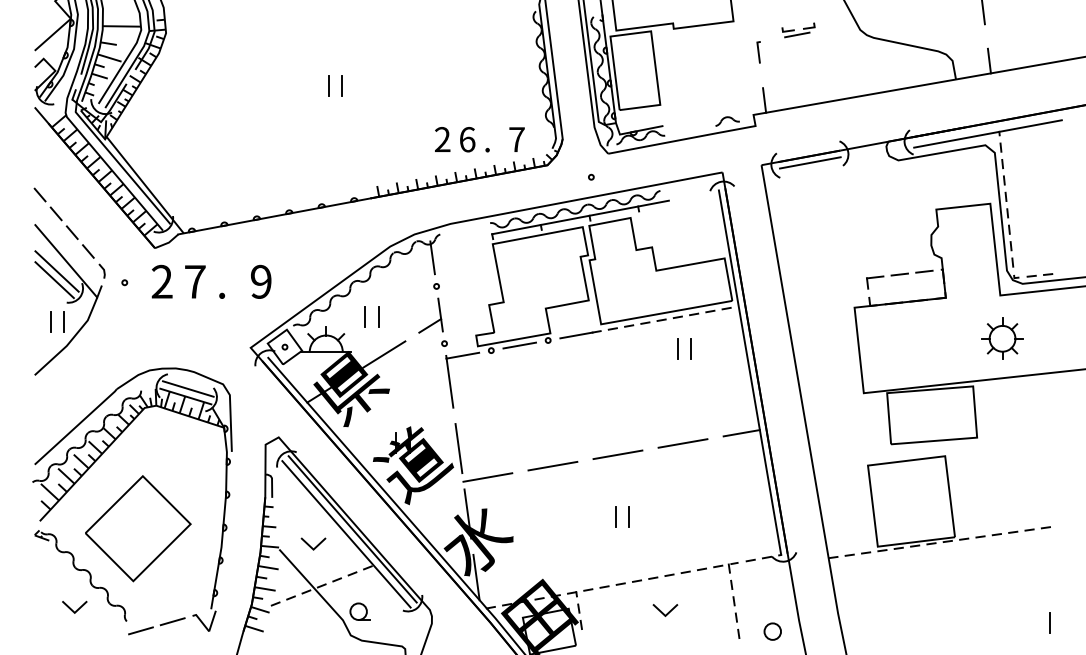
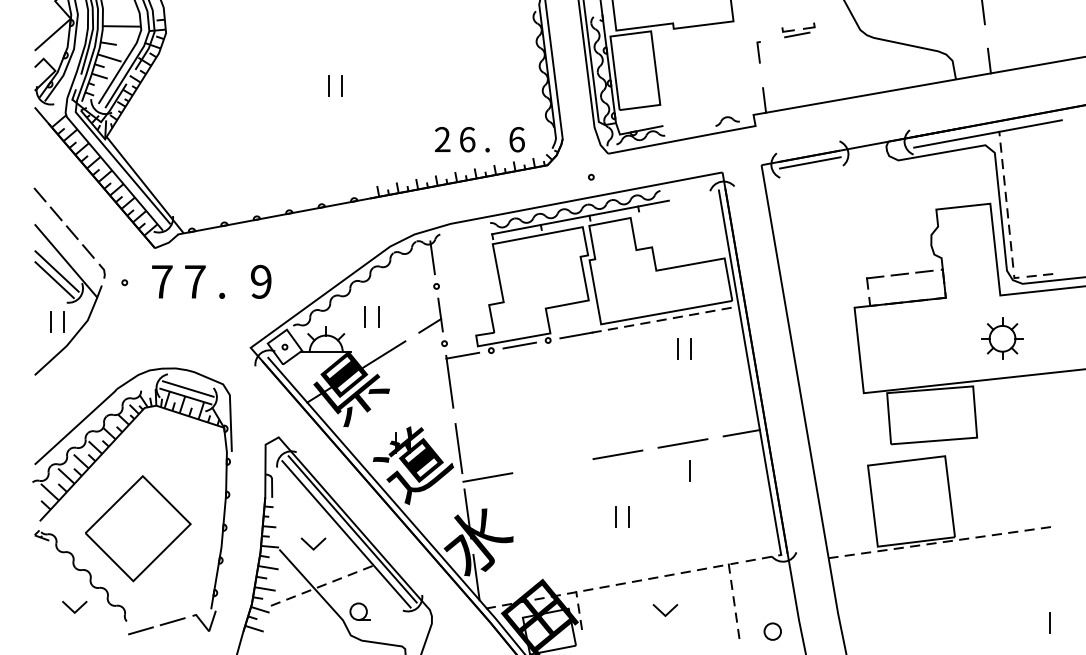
text: 7 -> 6 (516, 139)
text: 2 -> 7 (161, 281)
line: present -> none (552, 465)
line: none -> present (689, 470)
